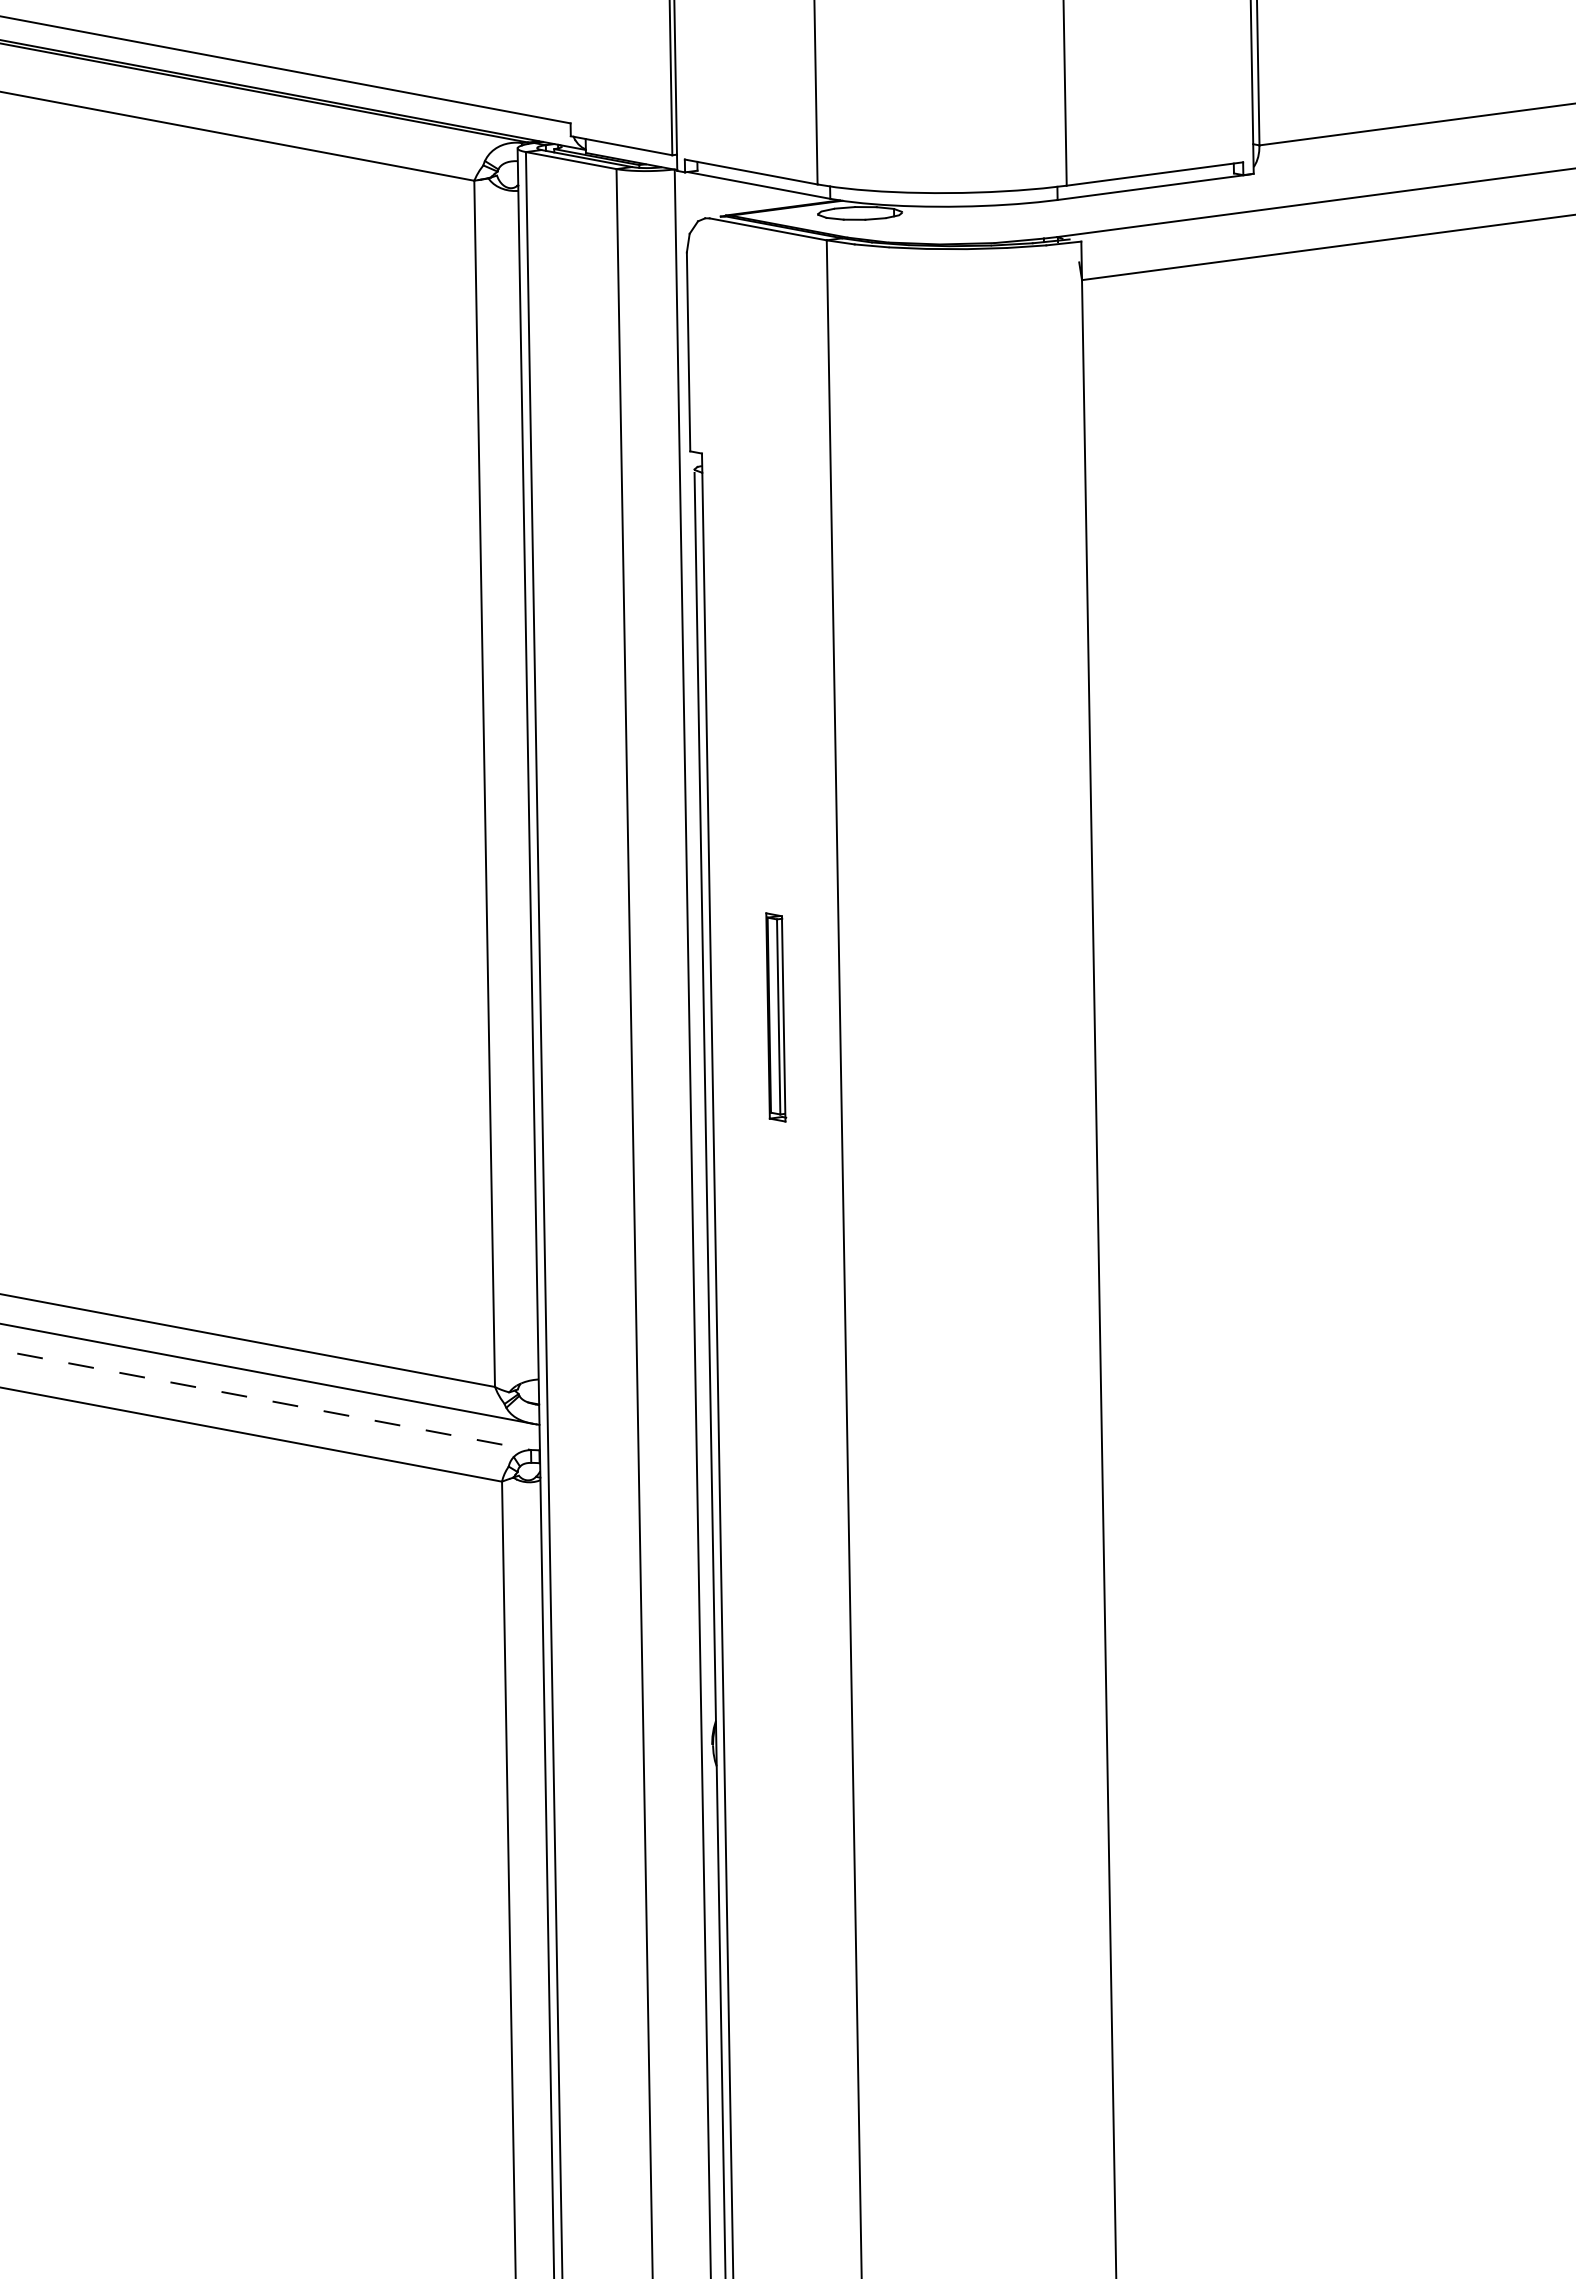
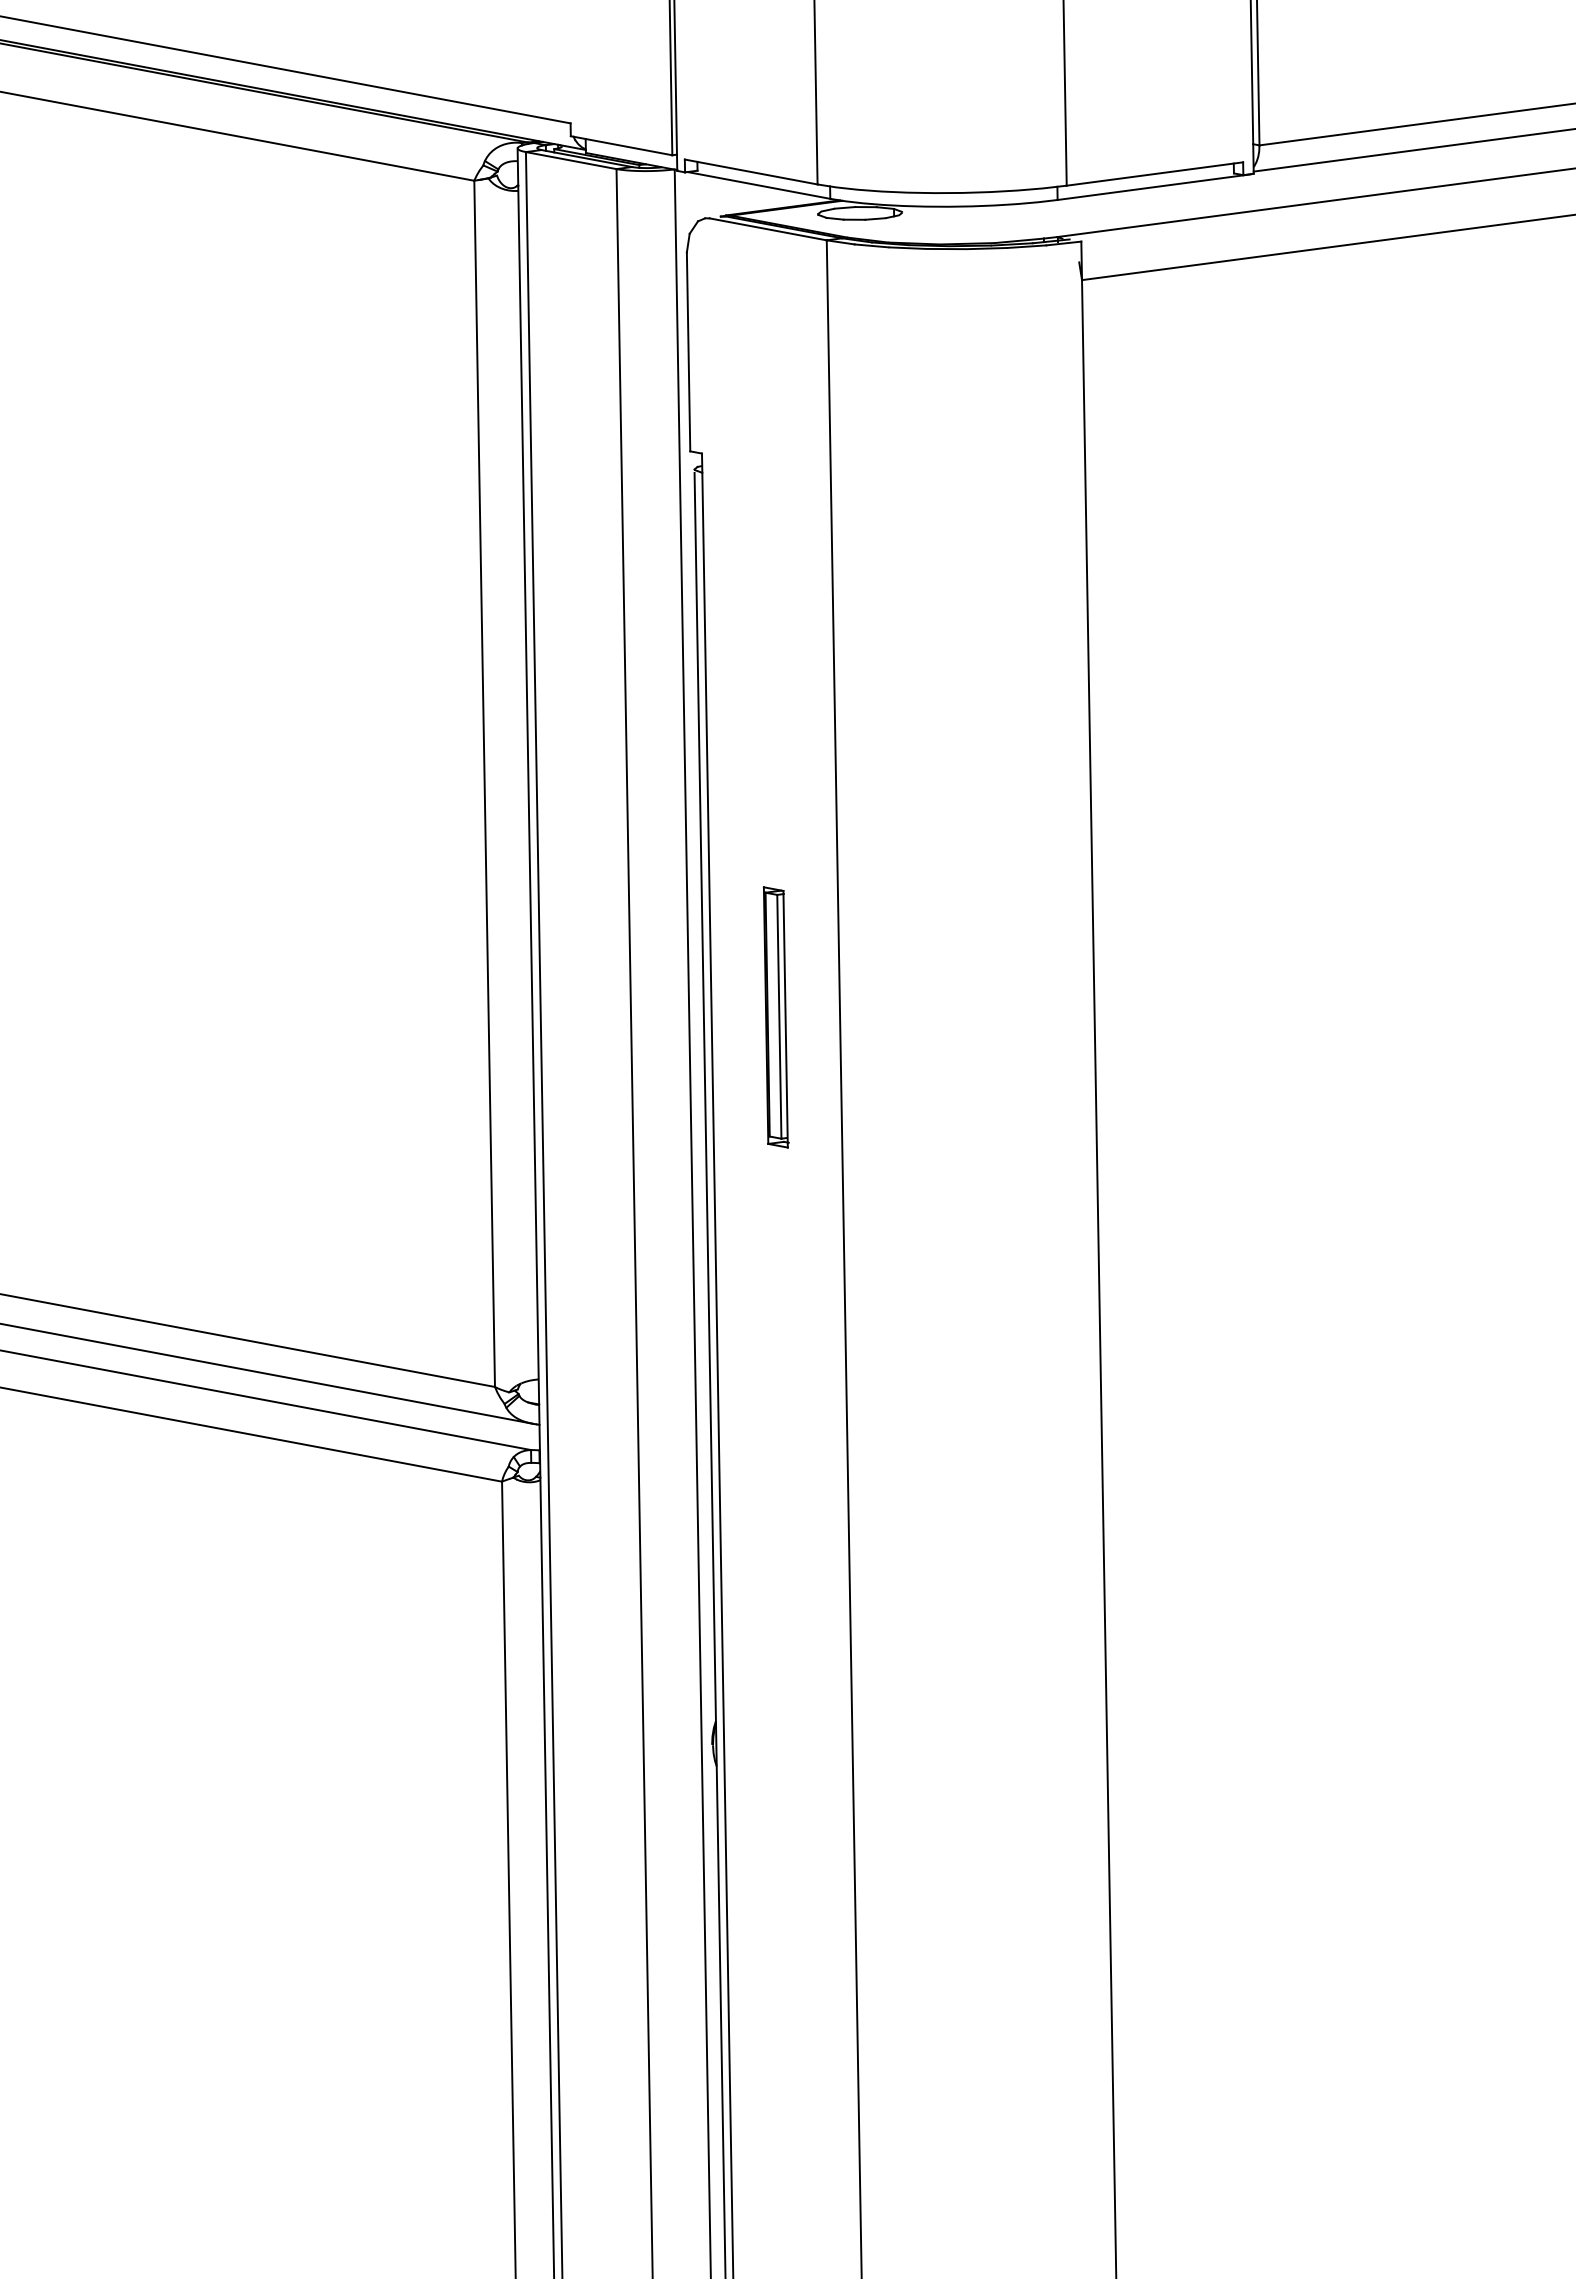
line: none -> present (1412, 150)
part size: 23x211 px -> 28x263 px (775, 1017)
line: dashed -> solid (265, 1400)
